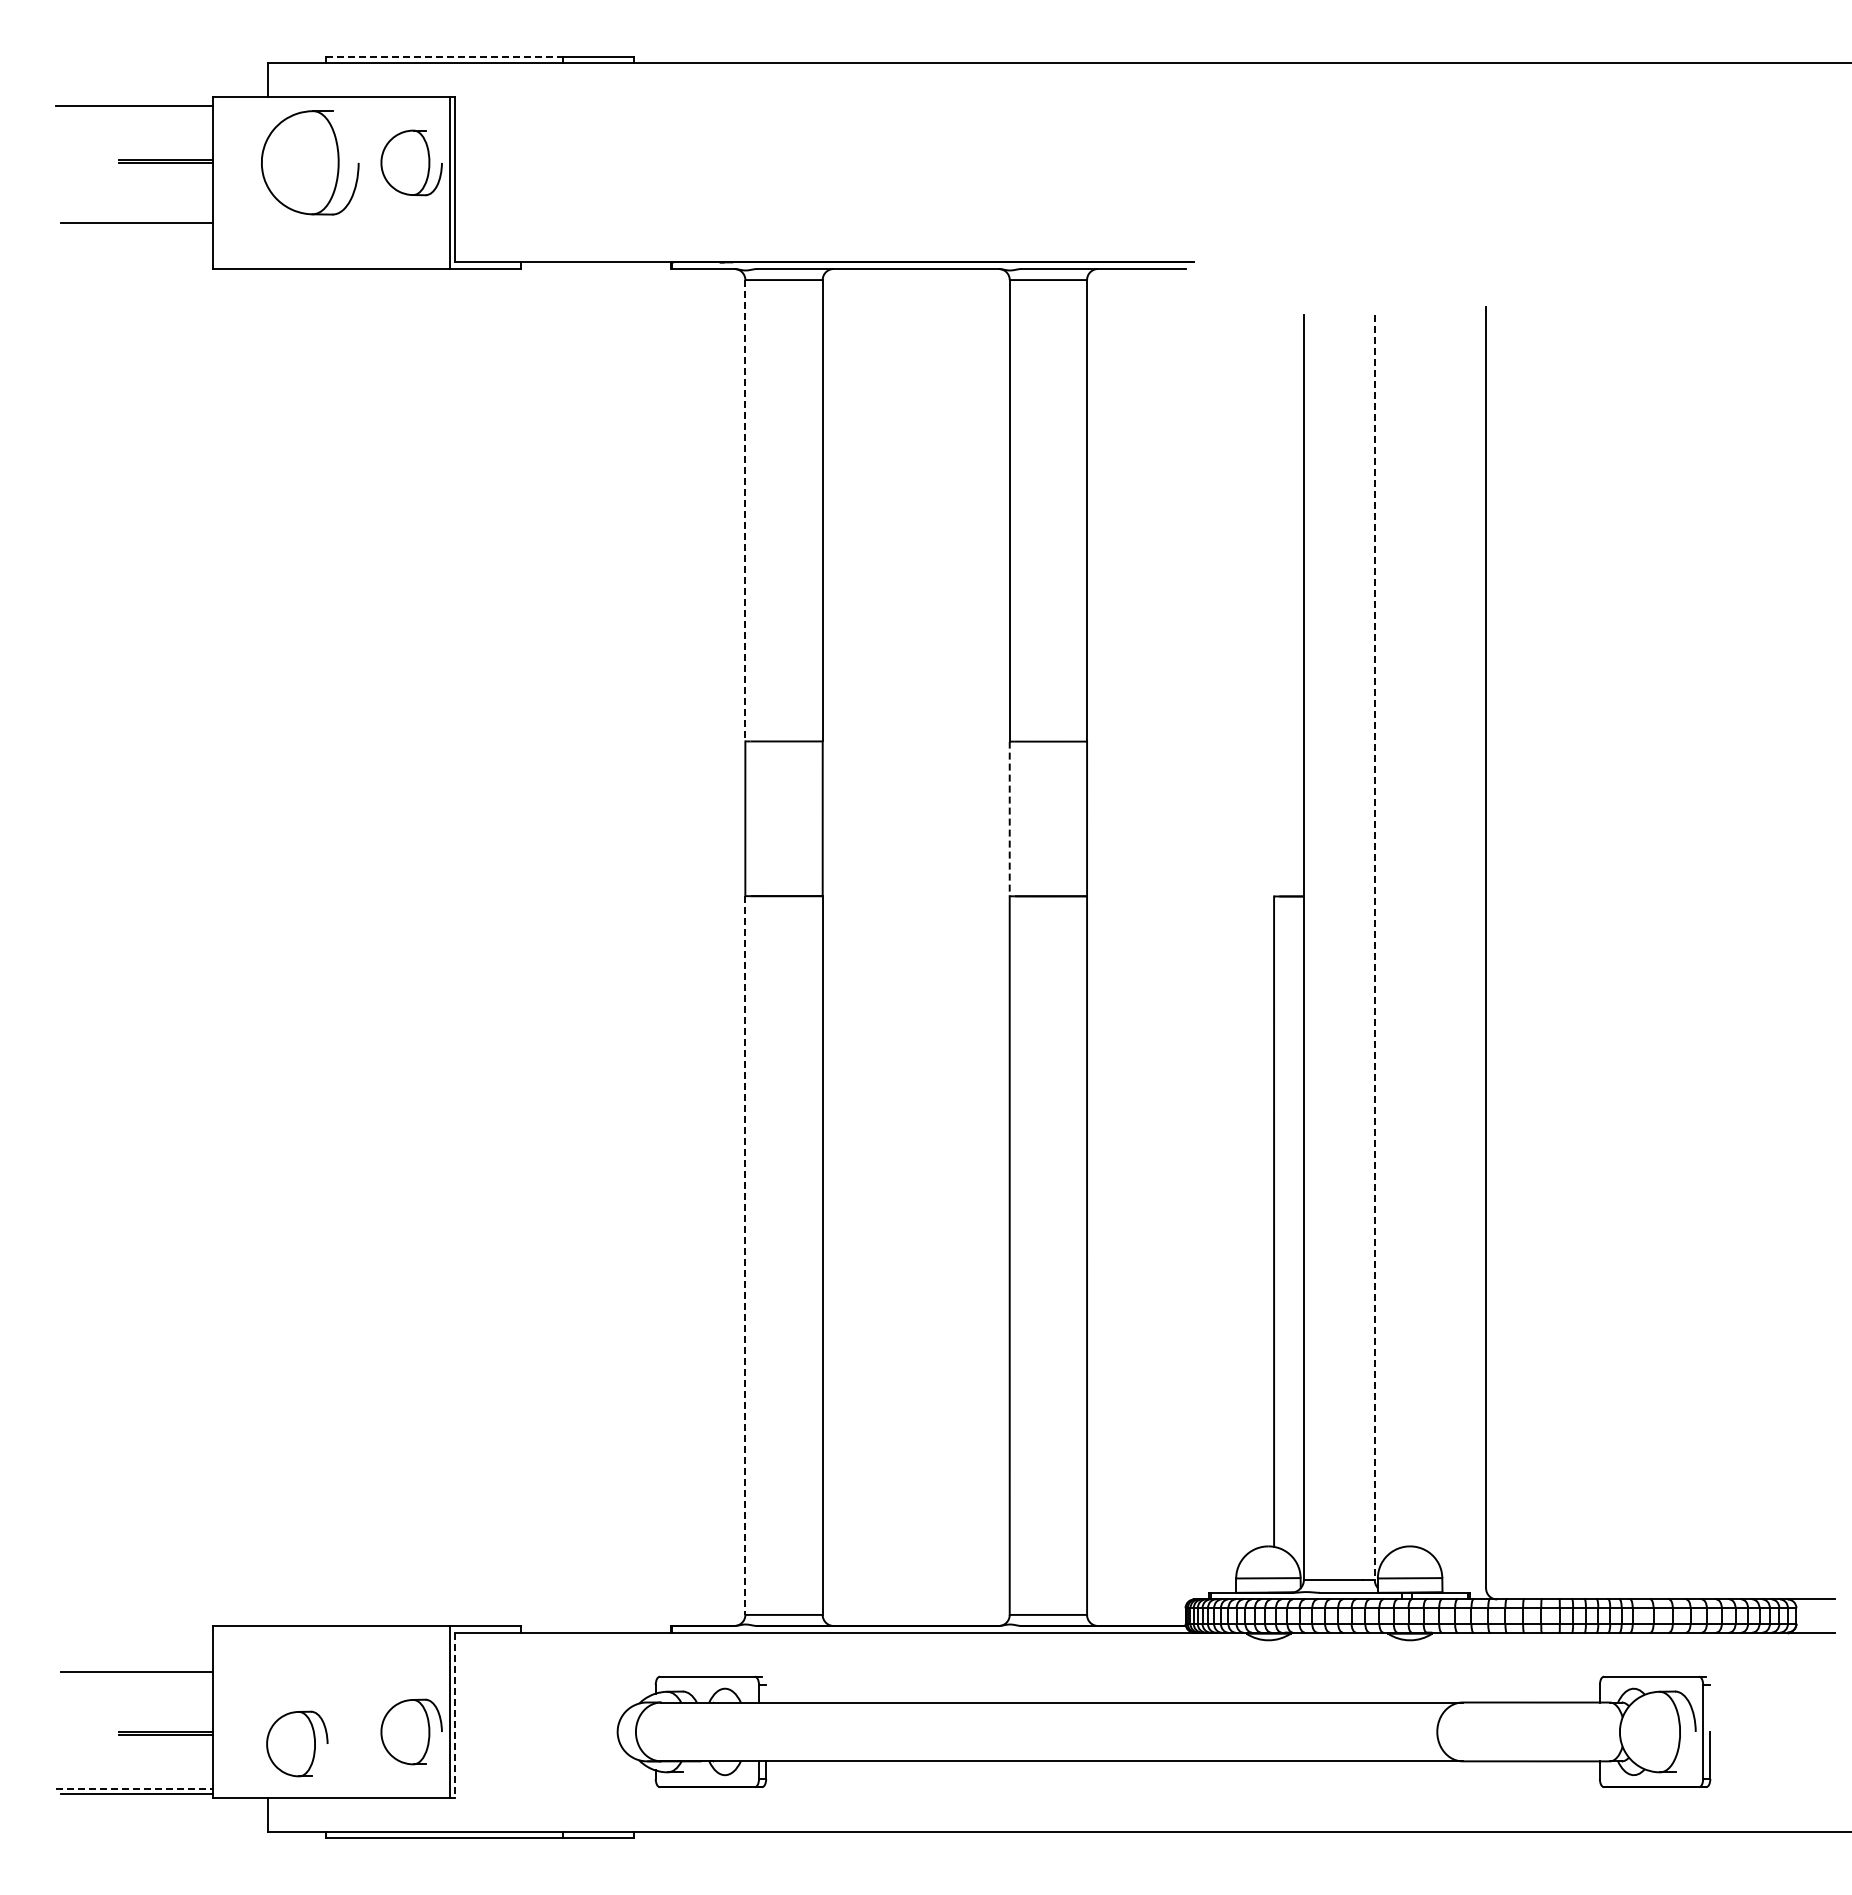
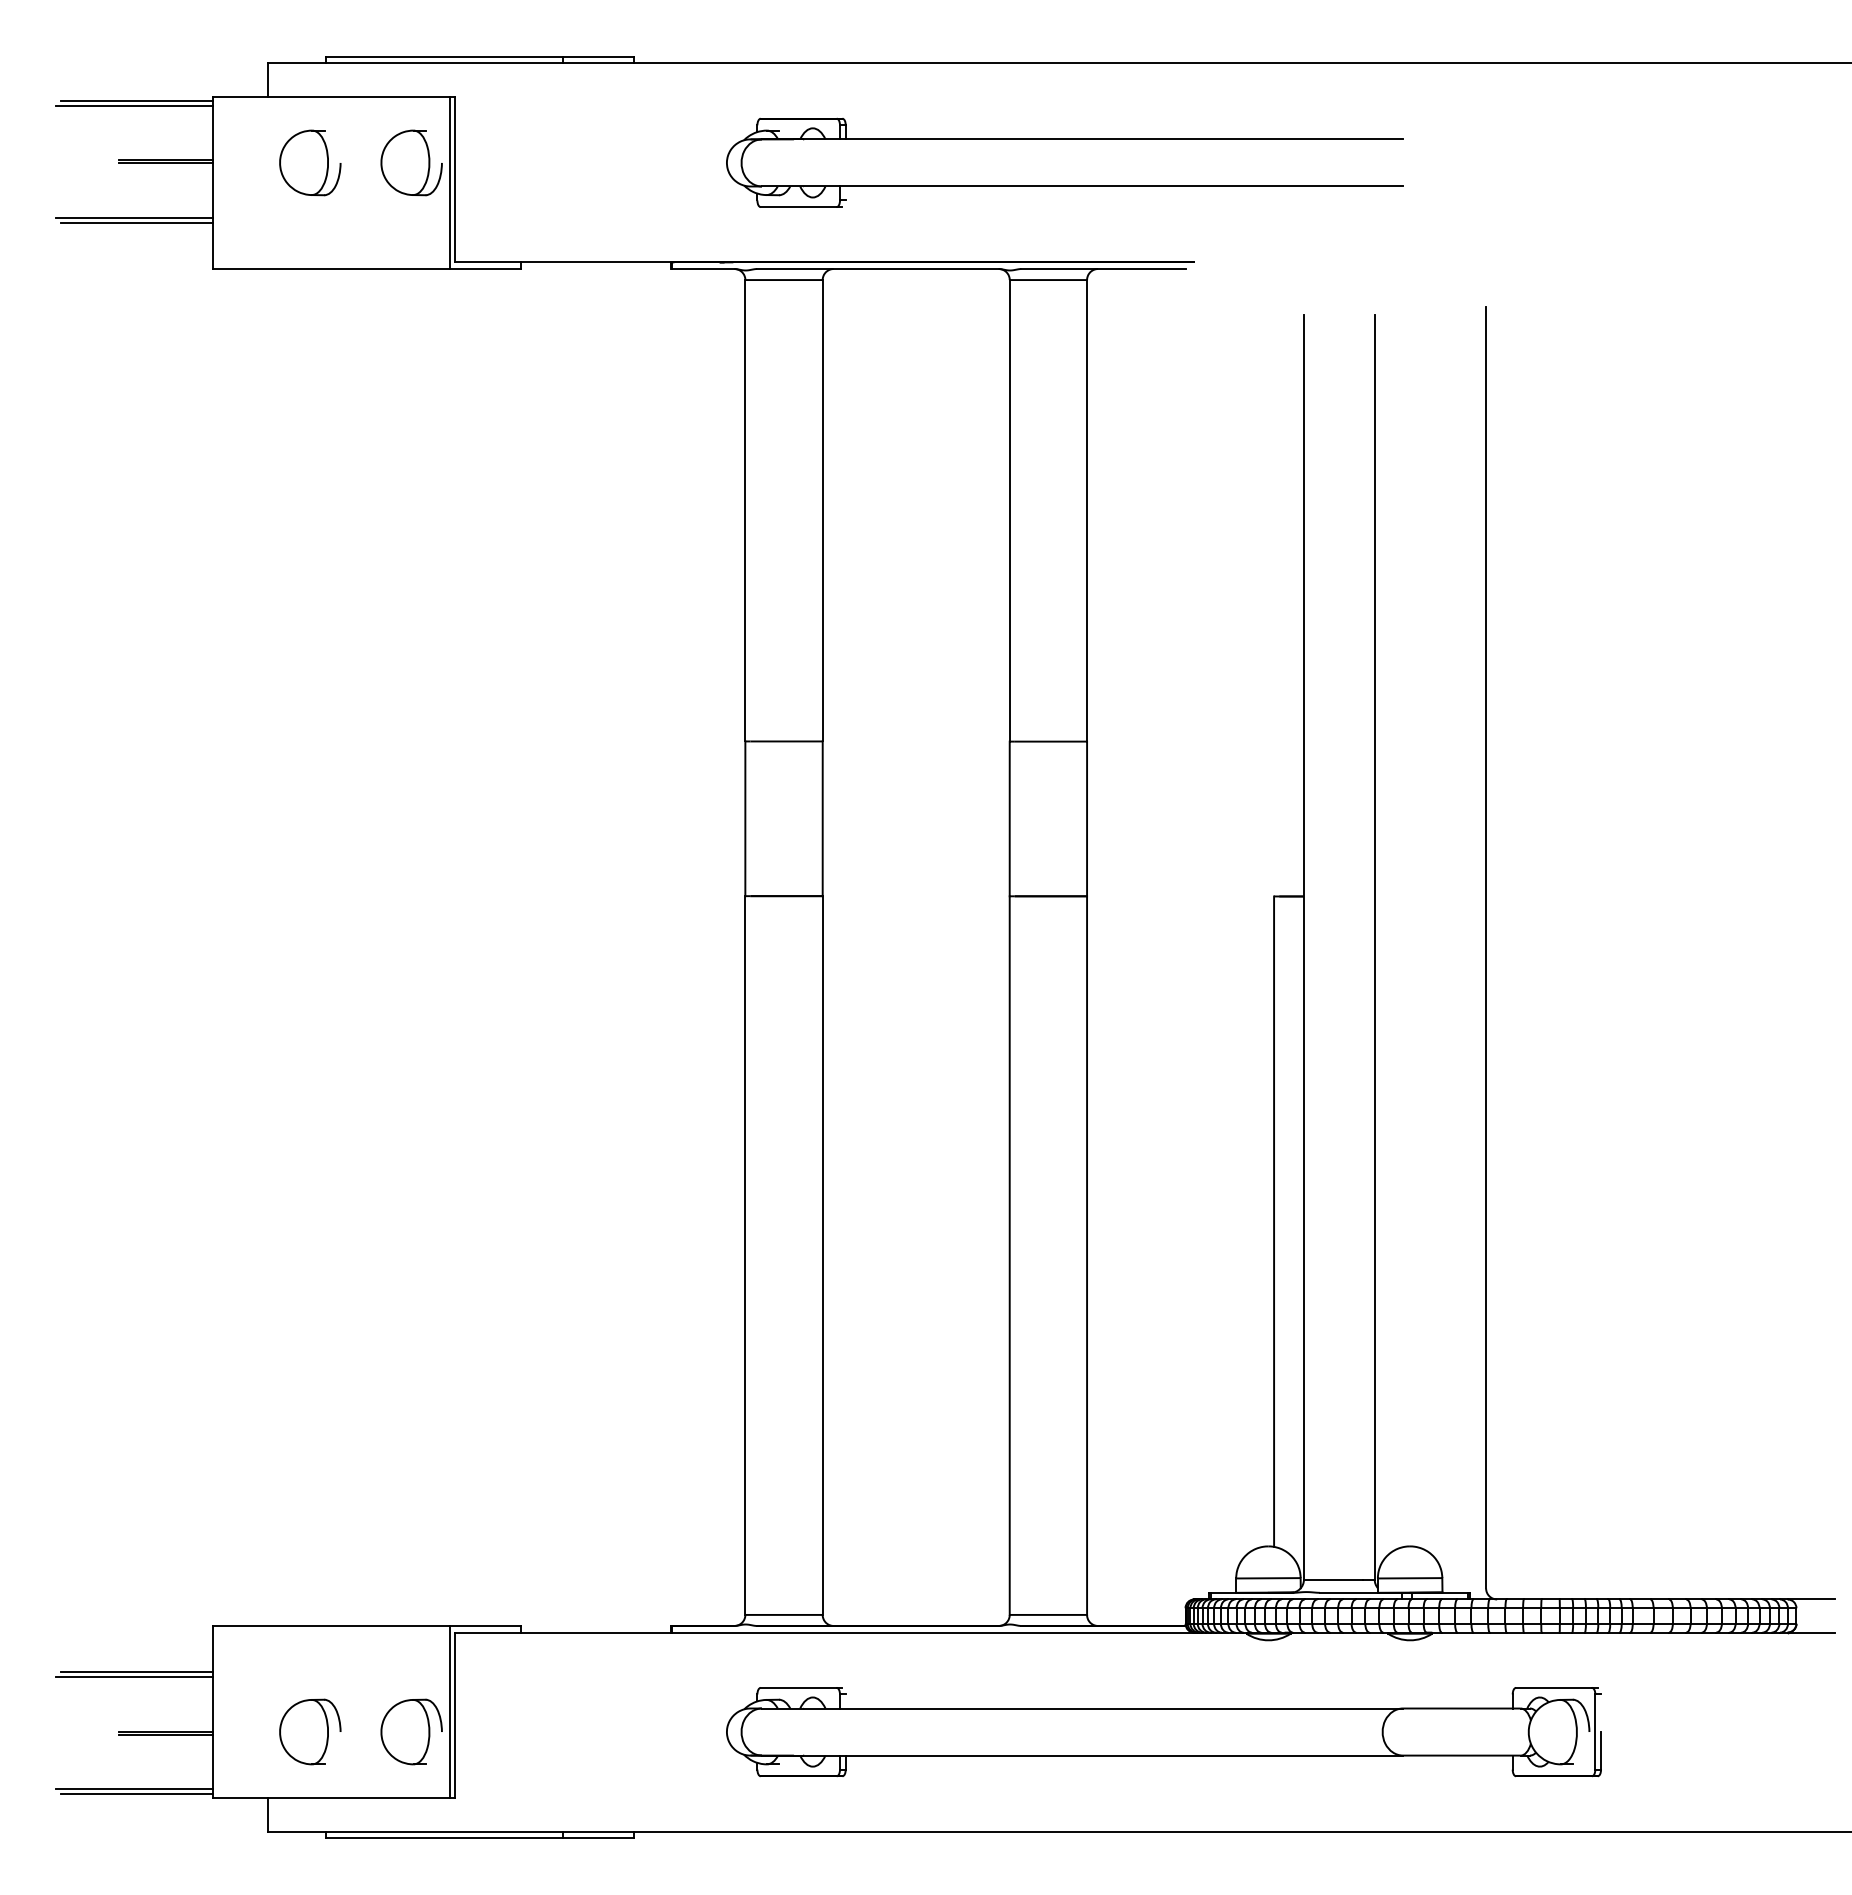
line: dashed -> solid (444, 56)
line: none -> present (136, 100)
part: none -> present (1064, 139)
part size: 99x106 px -> 63x68 px (310, 162)
line: none -> present (133, 218)
line: dashed -> solid (745, 510)
line: dashed -> solid (1009, 819)
line: dashed -> solid (1374, 947)
line: dashed -> solid (745, 1256)
line: none -> present (133, 1676)
line: dashed -> solid (455, 1715)
part size: 1096x113 px -> 876x91 px (1163, 1732)
part position: (297, 1743) -> (310, 1731) (310, 1731)
line: dashed -> solid (134, 1789)
